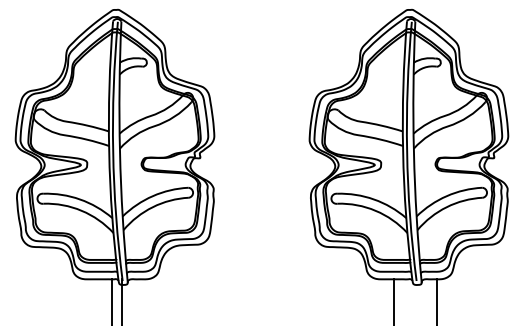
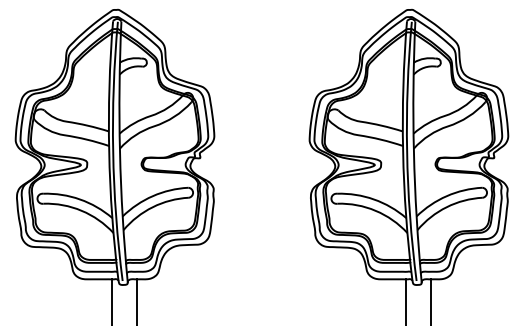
line position: (122, 300) -> (137, 300) (137, 300)
line position: (393, 300) -> (405, 300) (405, 300)
line position: (437, 300) -> (431, 300) (431, 300)
